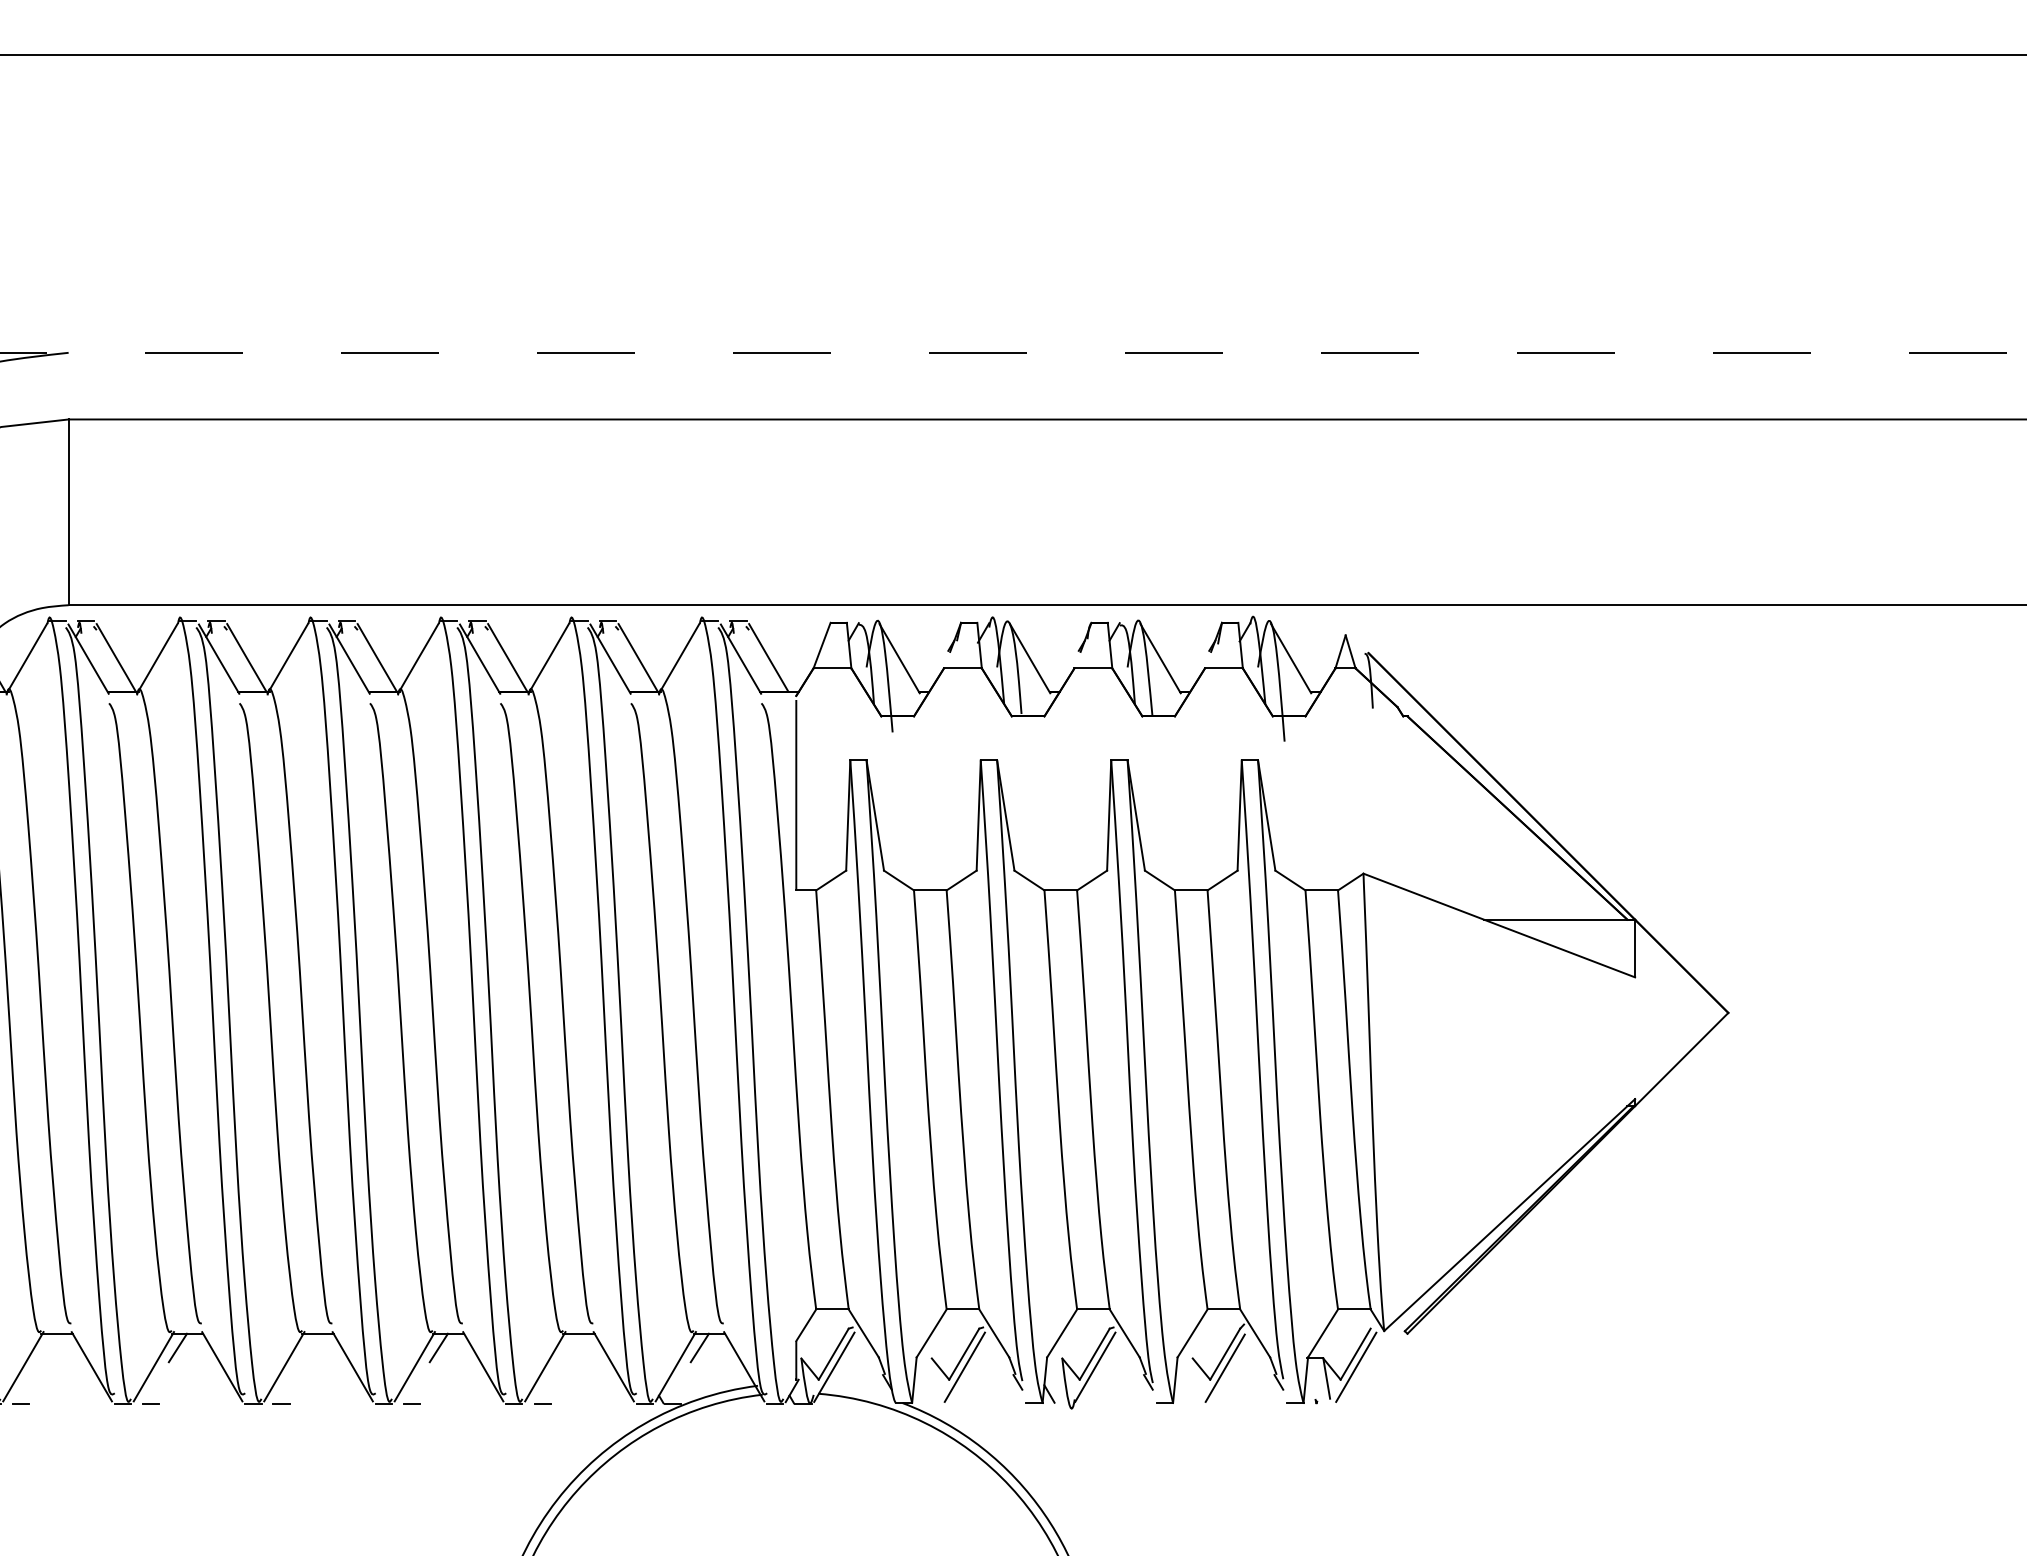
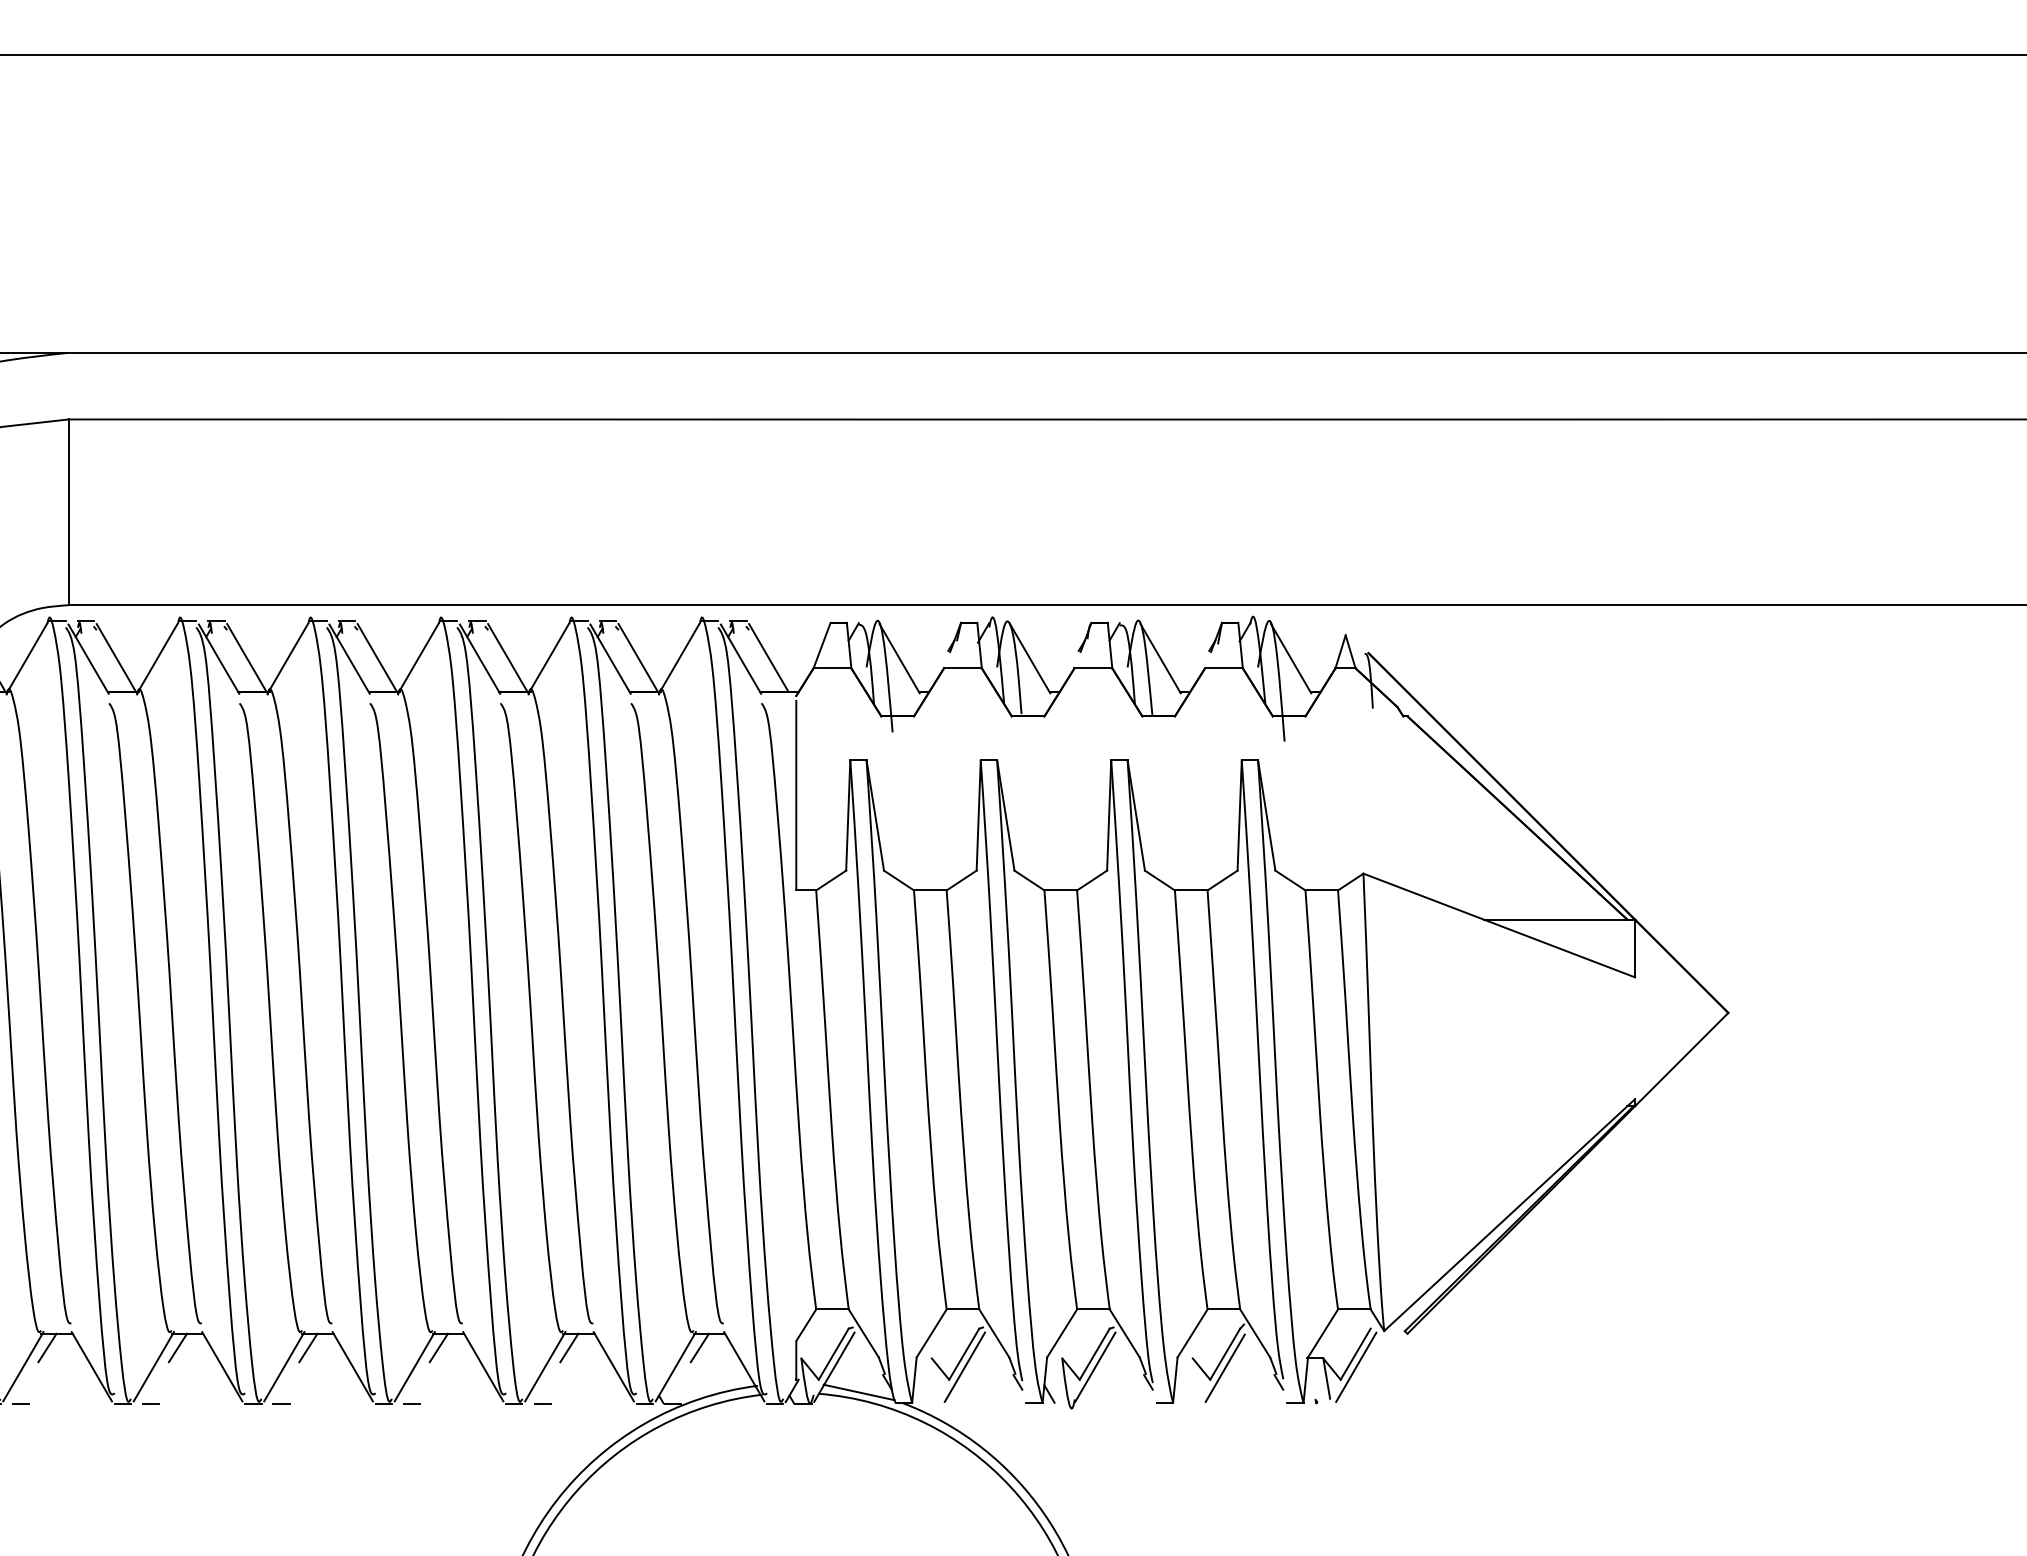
line: dashed -> solid (1013, 352)
line: none -> present (47, 1347)
line: none -> present (308, 1347)
line: none -> present (569, 1347)
line: none -> present (858, 1392)
